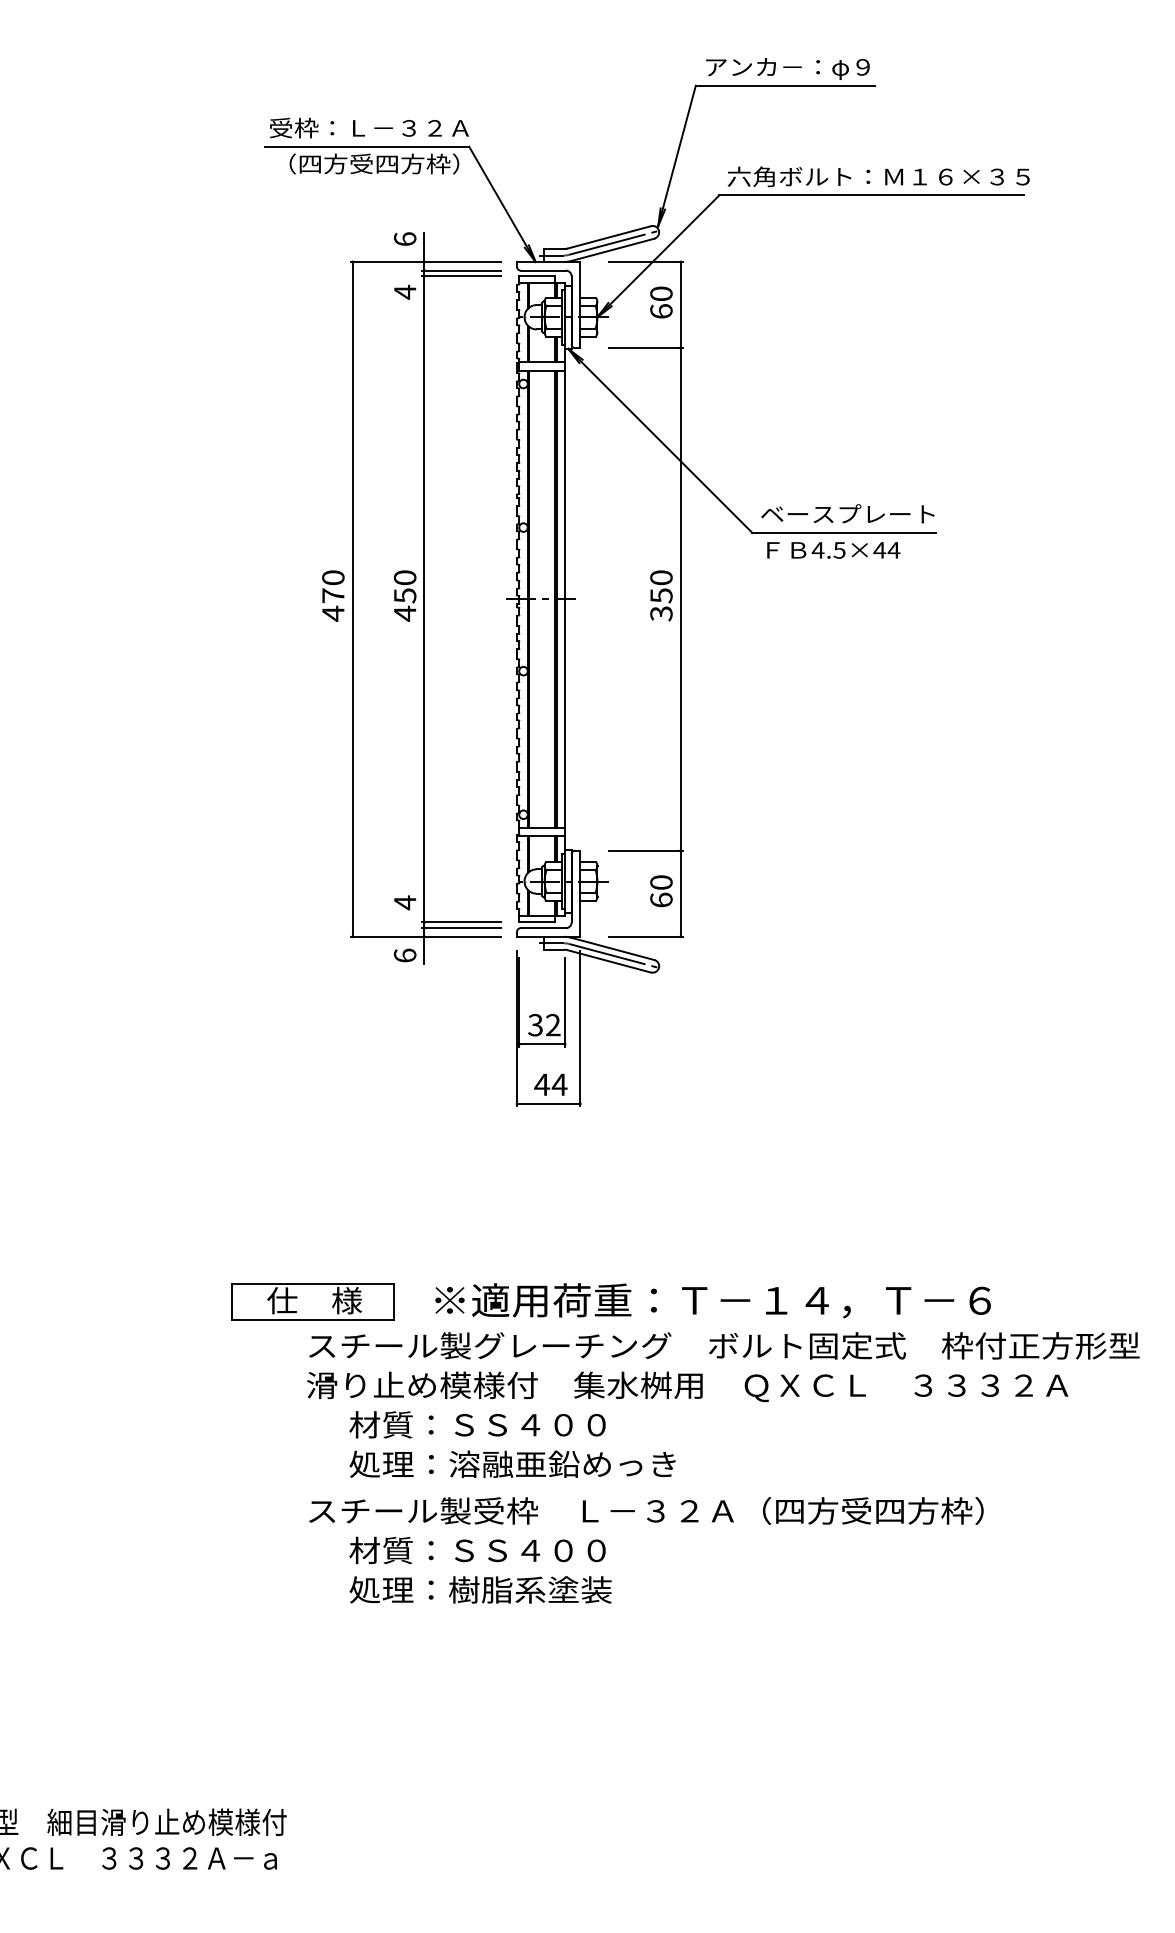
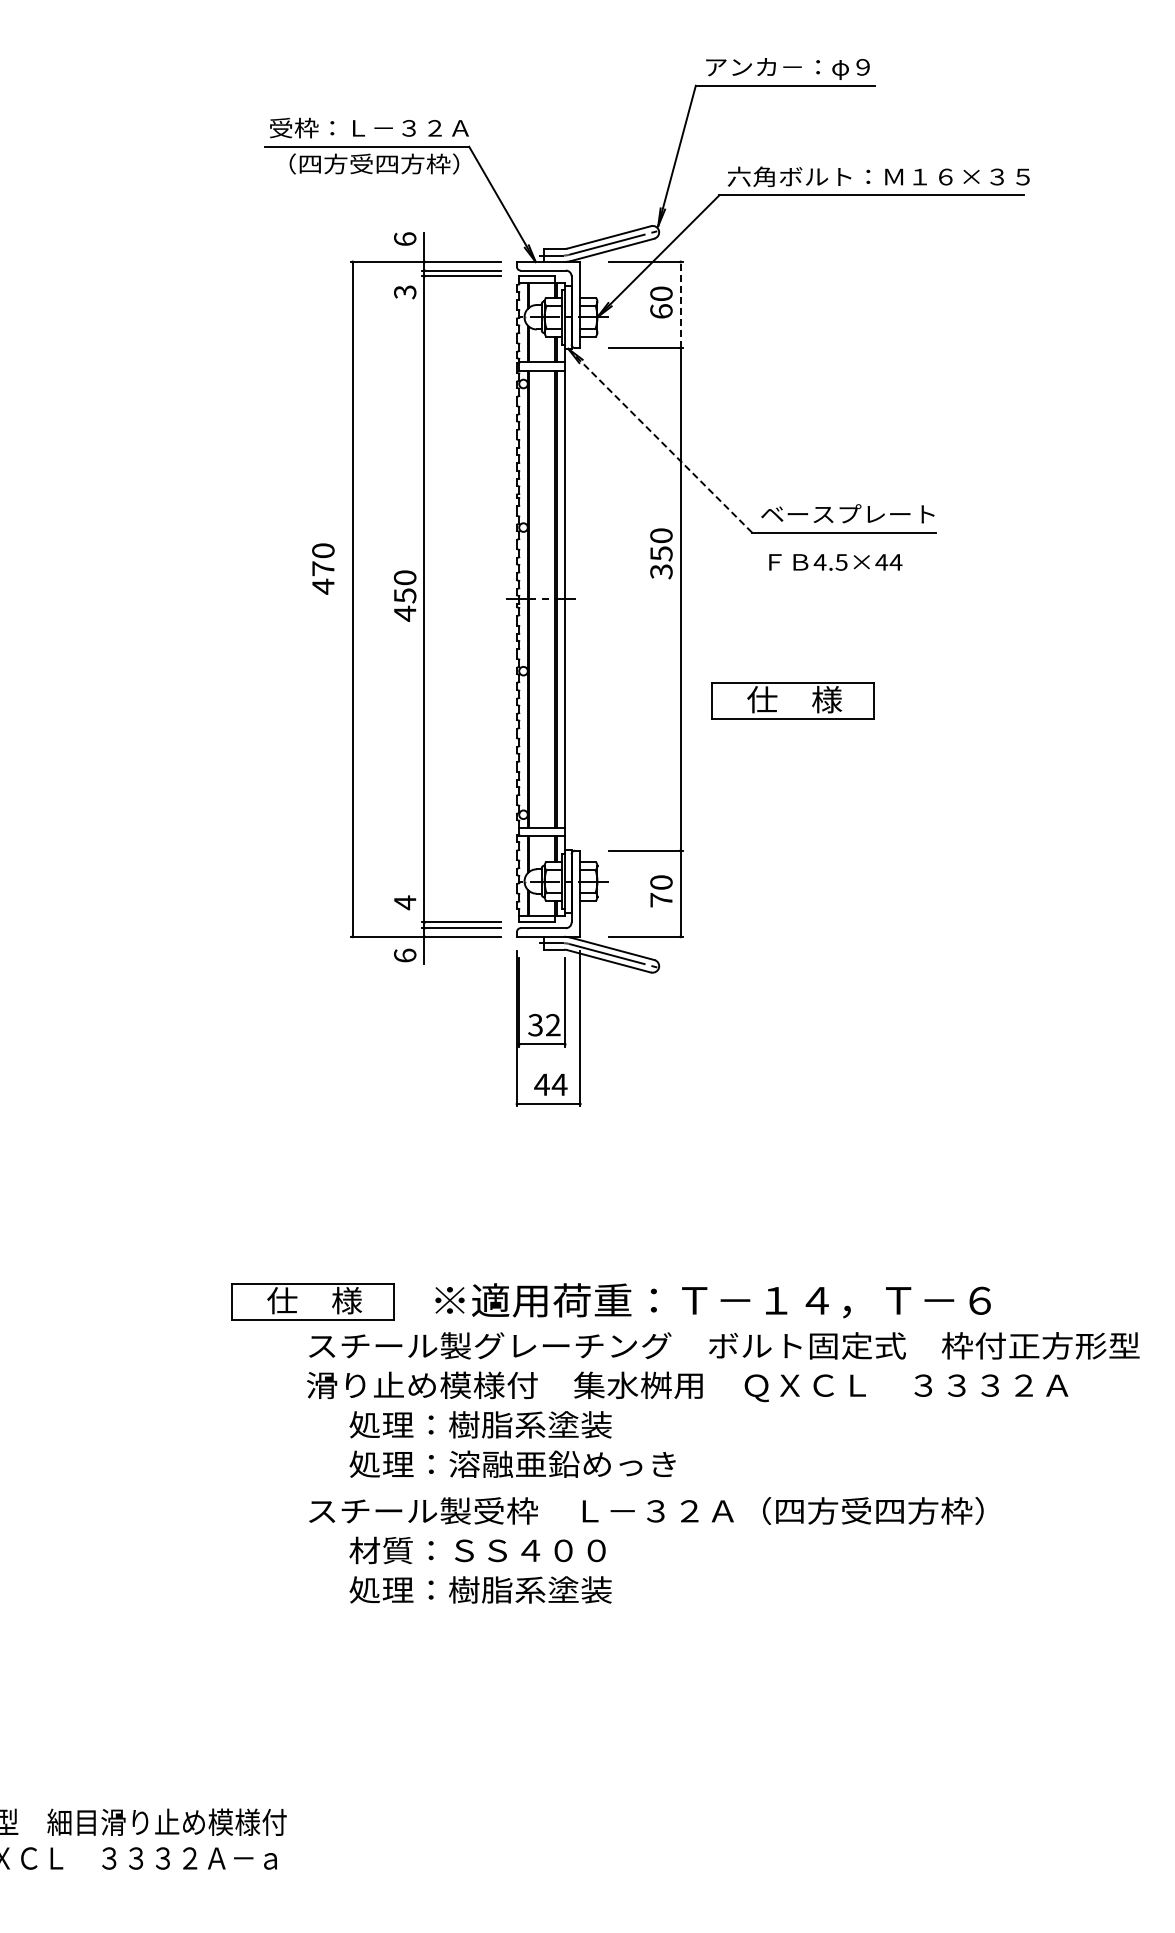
text: 4 -> 3 (405, 291)
line: solid -> dashed (680, 304)
line: solid -> dashed (660, 441)
text position: (833, 550) -> (835, 562) (835, 562)
text position: (333, 595) -> (323, 568) (323, 568)
text position: (661, 595) -> (661, 553) (661, 553)
part: none -> present (792, 700)
text: 60 -> 70 (661, 899)
text: 材質：ＳＳ４００ -> 処理：樹脂系塗装 (480, 1424)
